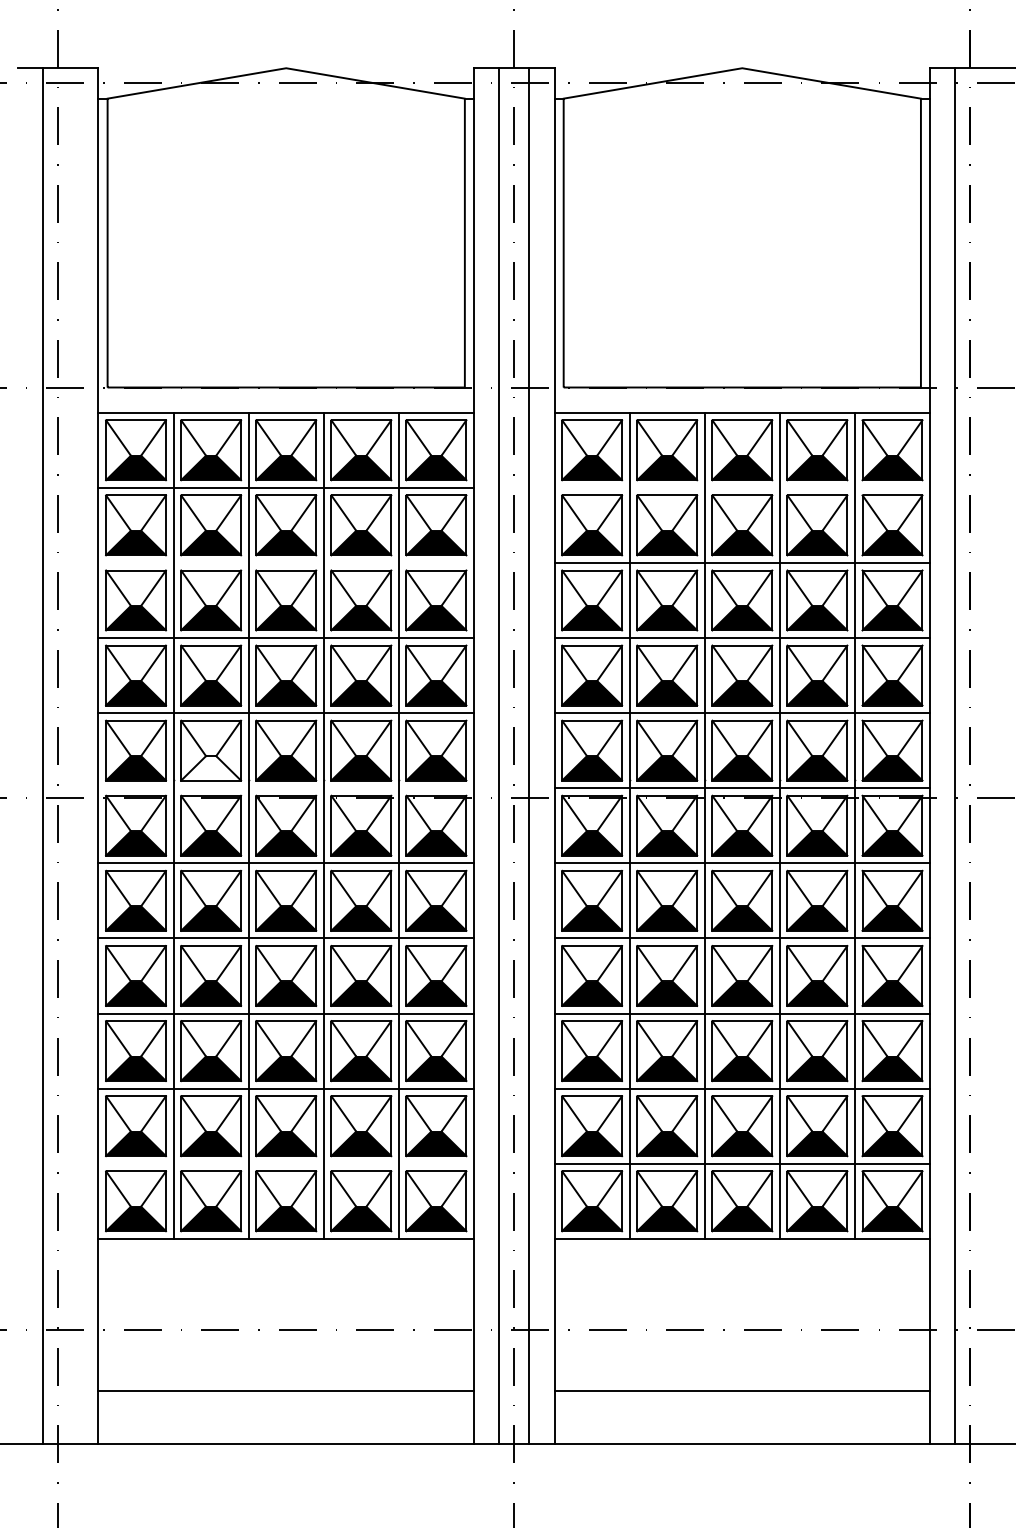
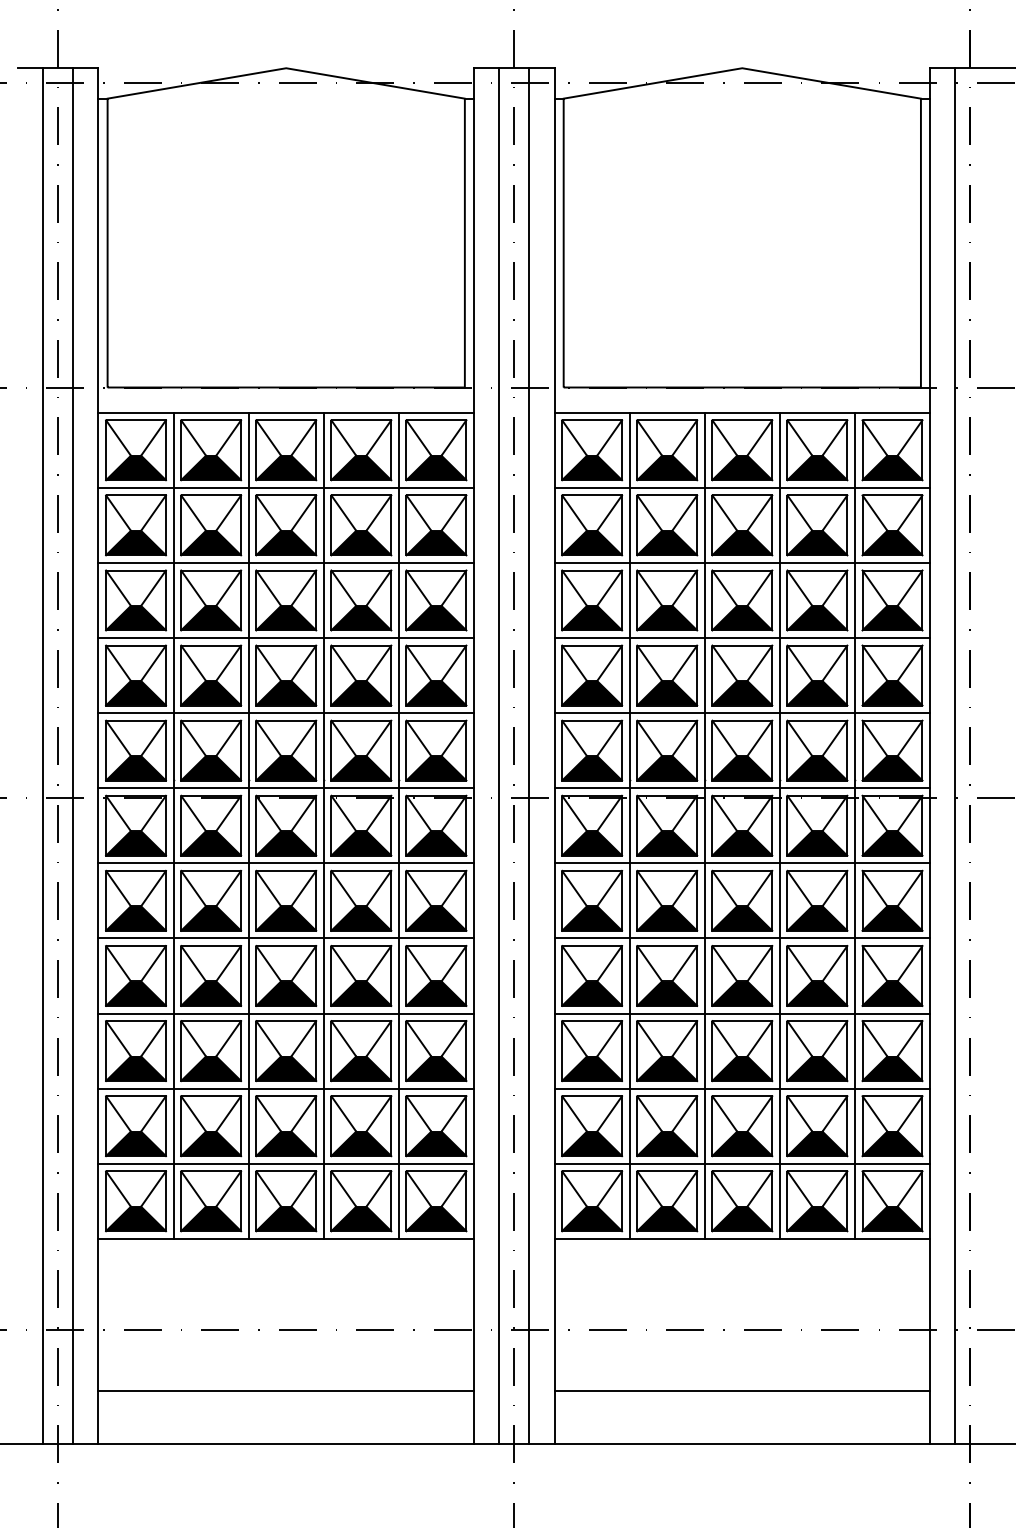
line: none -> present (742, 487)
line: none -> present (285, 562)
line: none -> present (73, 756)
fill: none -> present (211, 768)
line: none -> present (285, 788)
line: none -> present (285, 1163)
